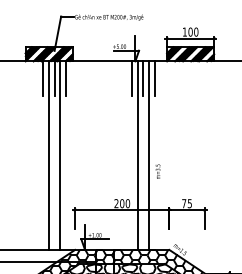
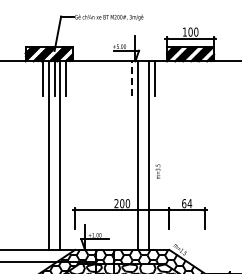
line: solid -> dashed (132, 78)
line: present -> none (143, 78)
text: 75 -> 64 (187, 203)
